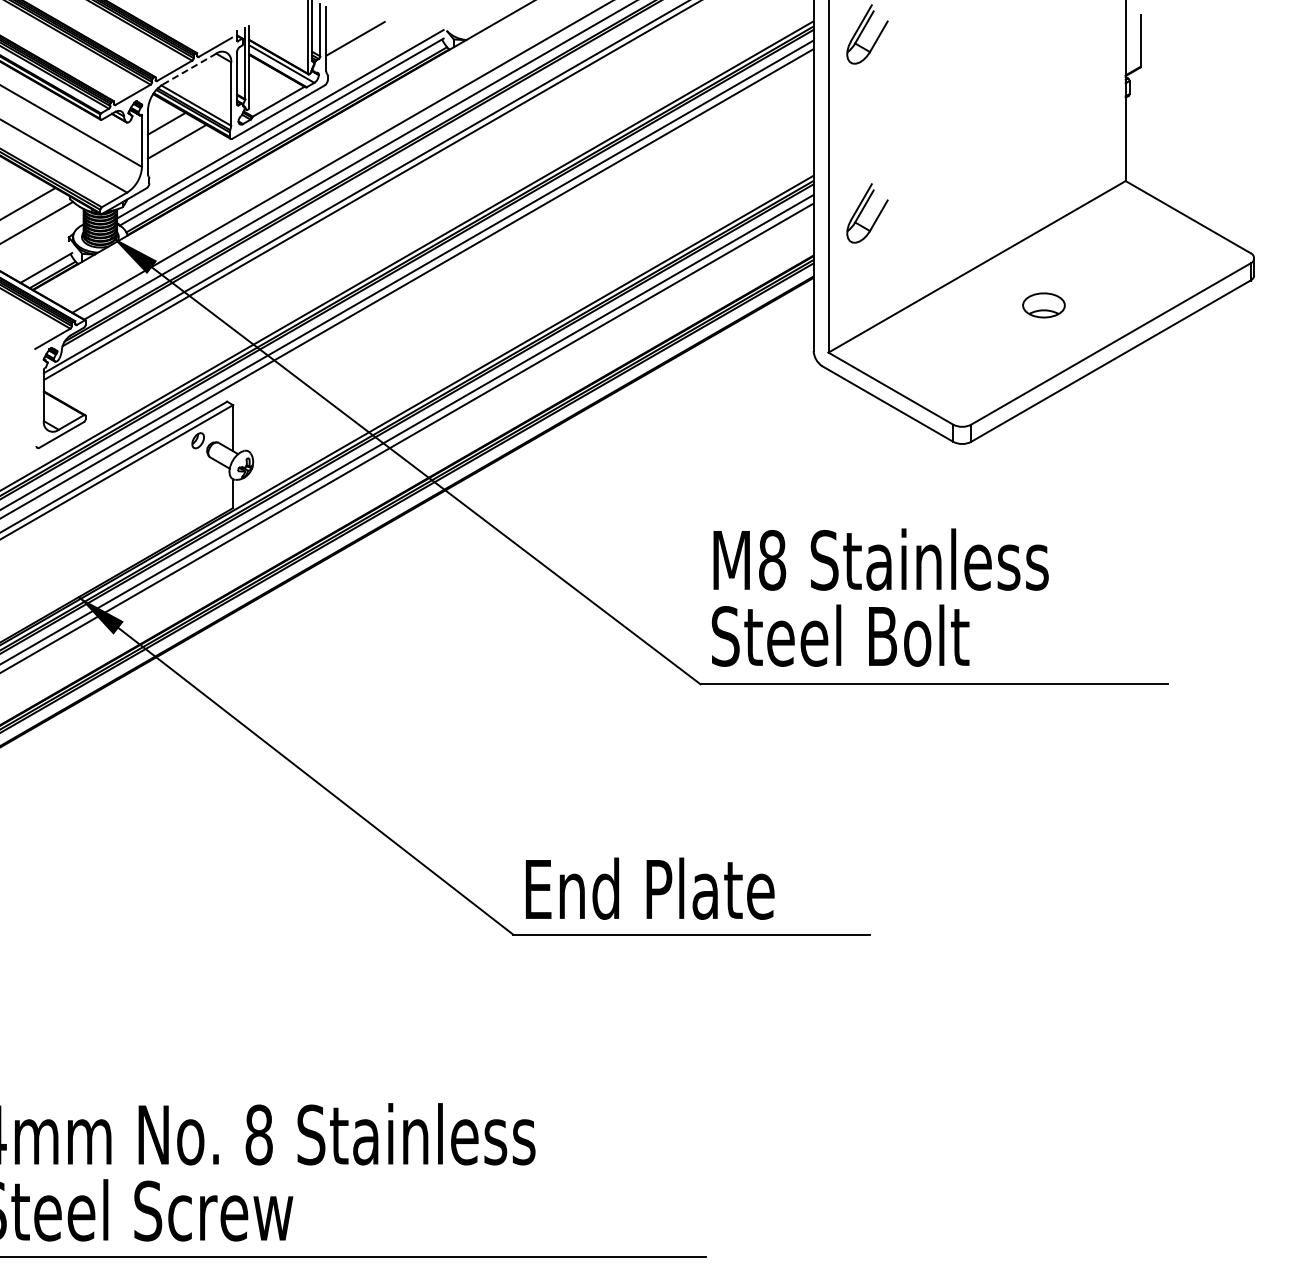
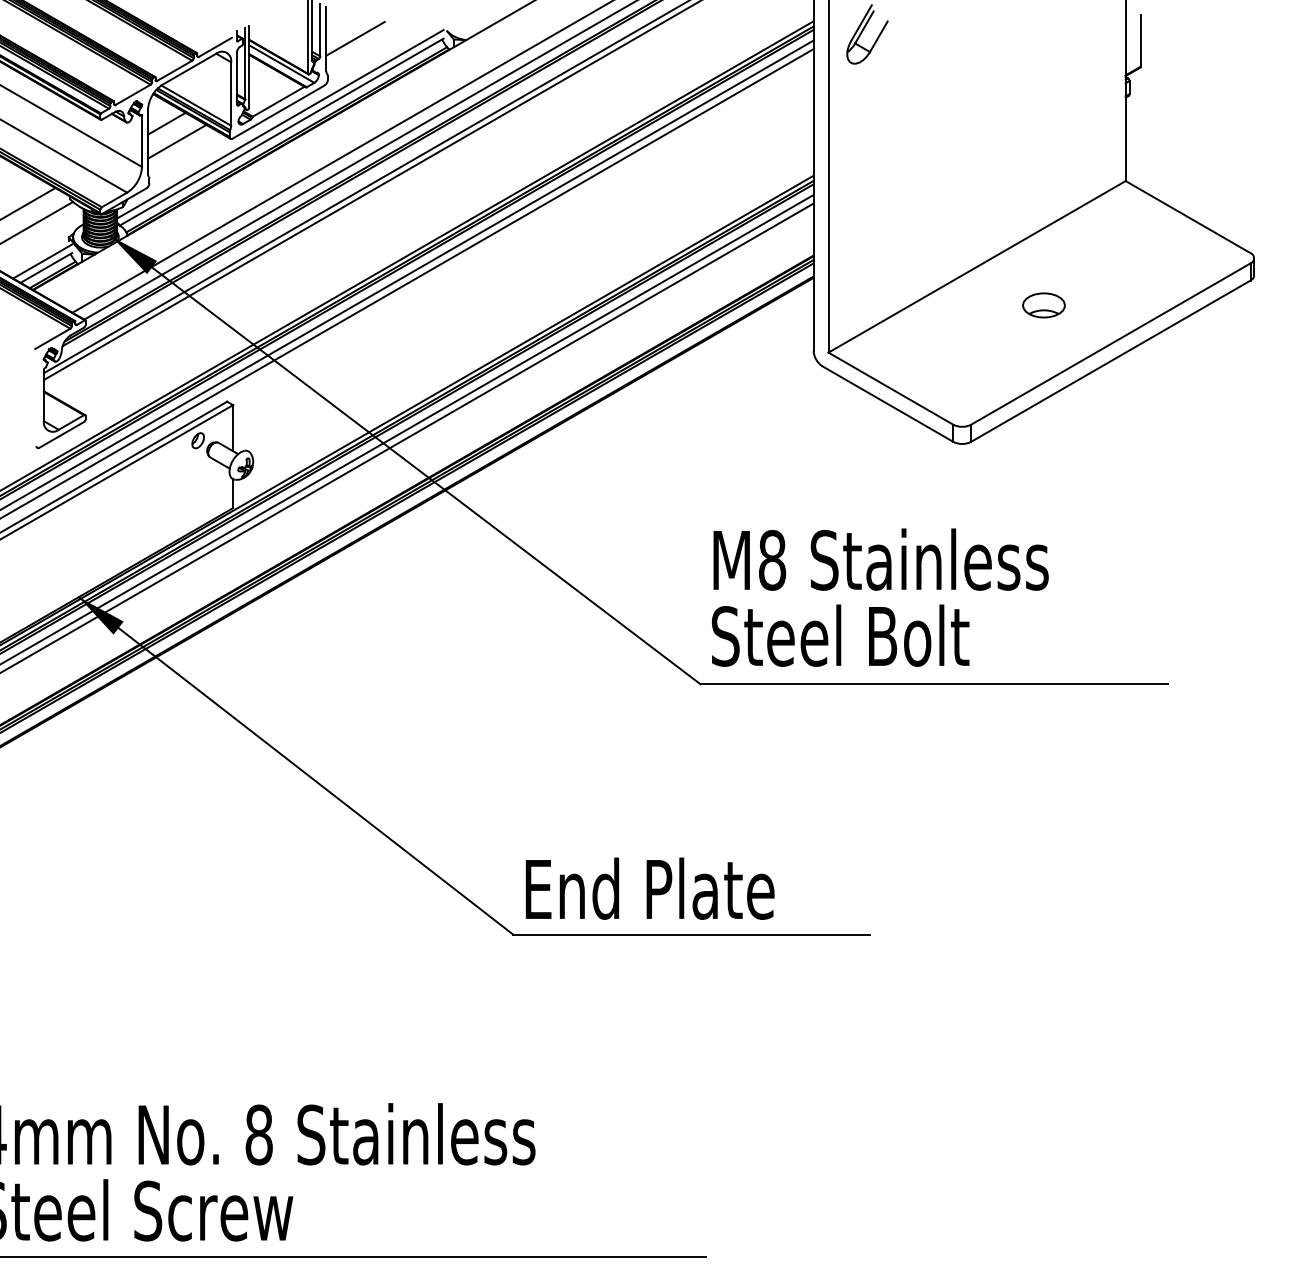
line: dashed -> solid (189, 69)
part: present -> none (867, 213)
line: none -> present (42, 261)
